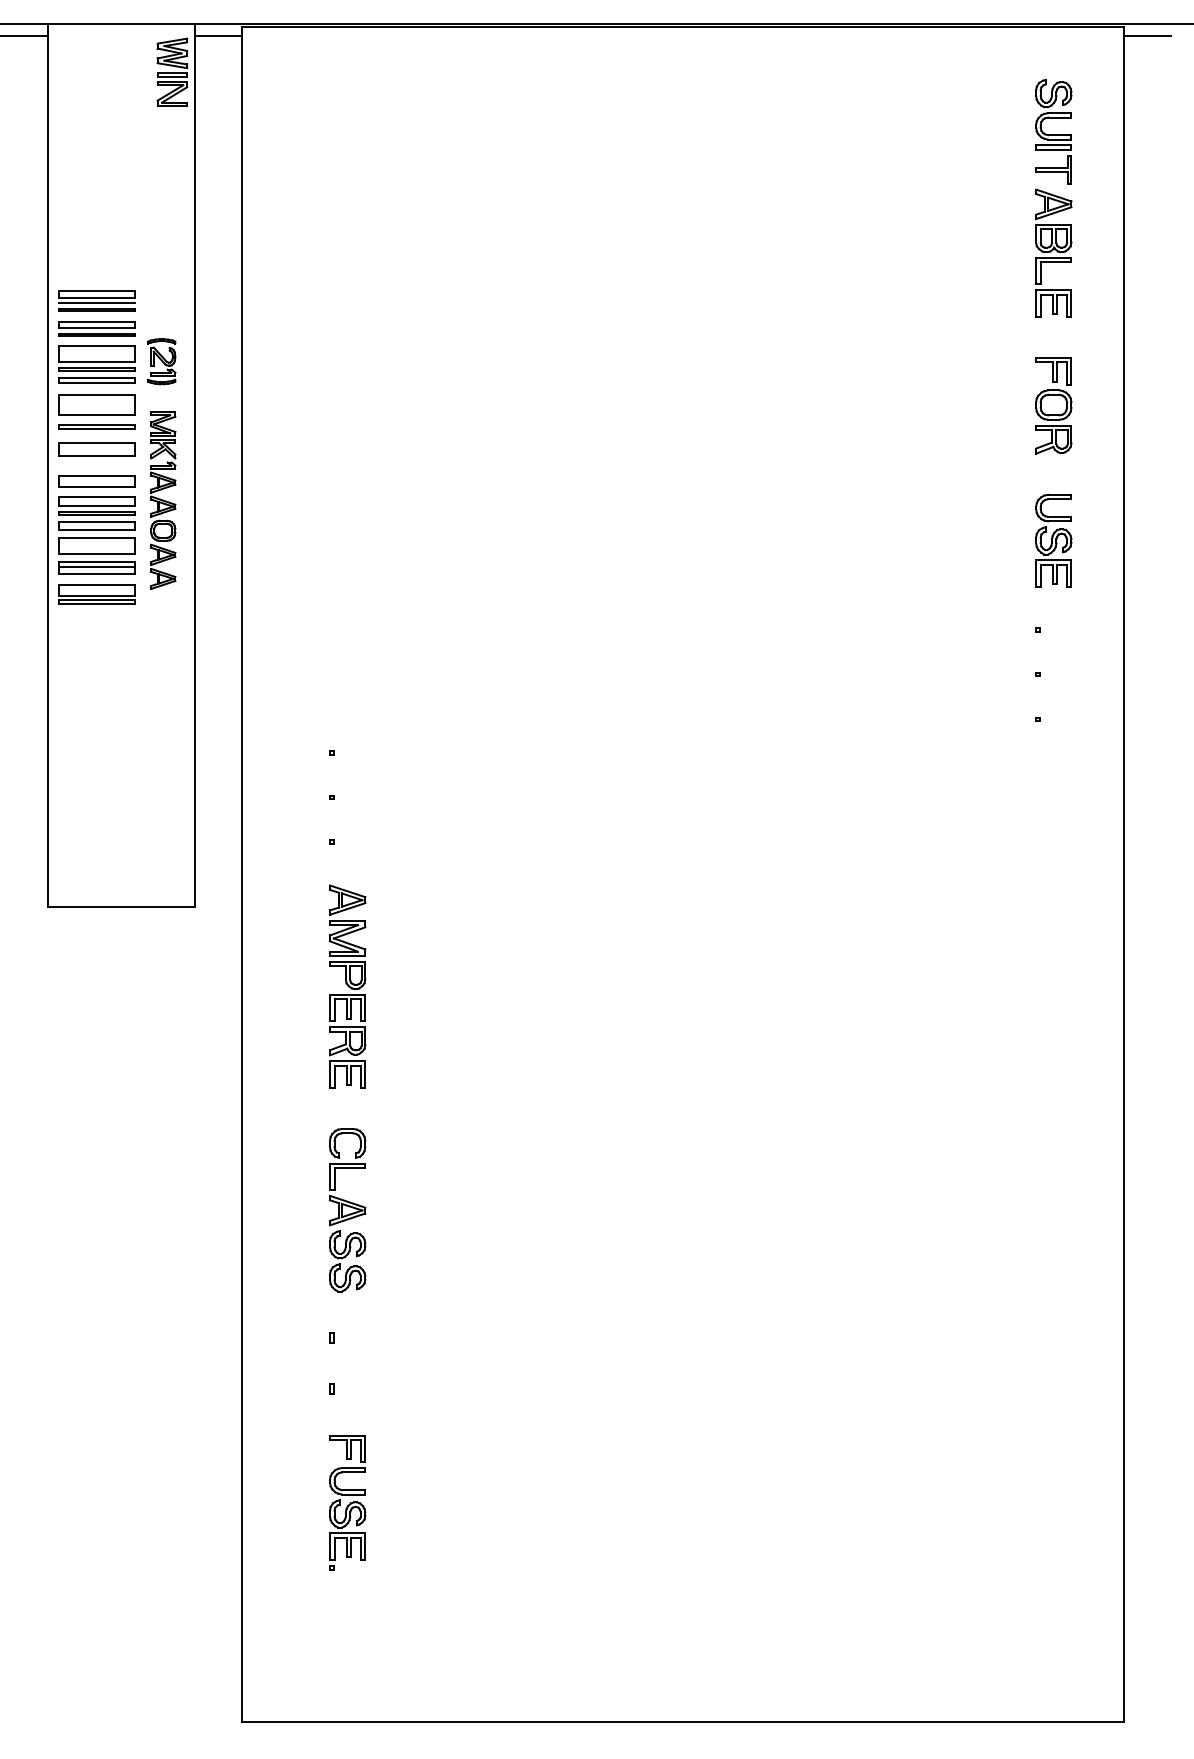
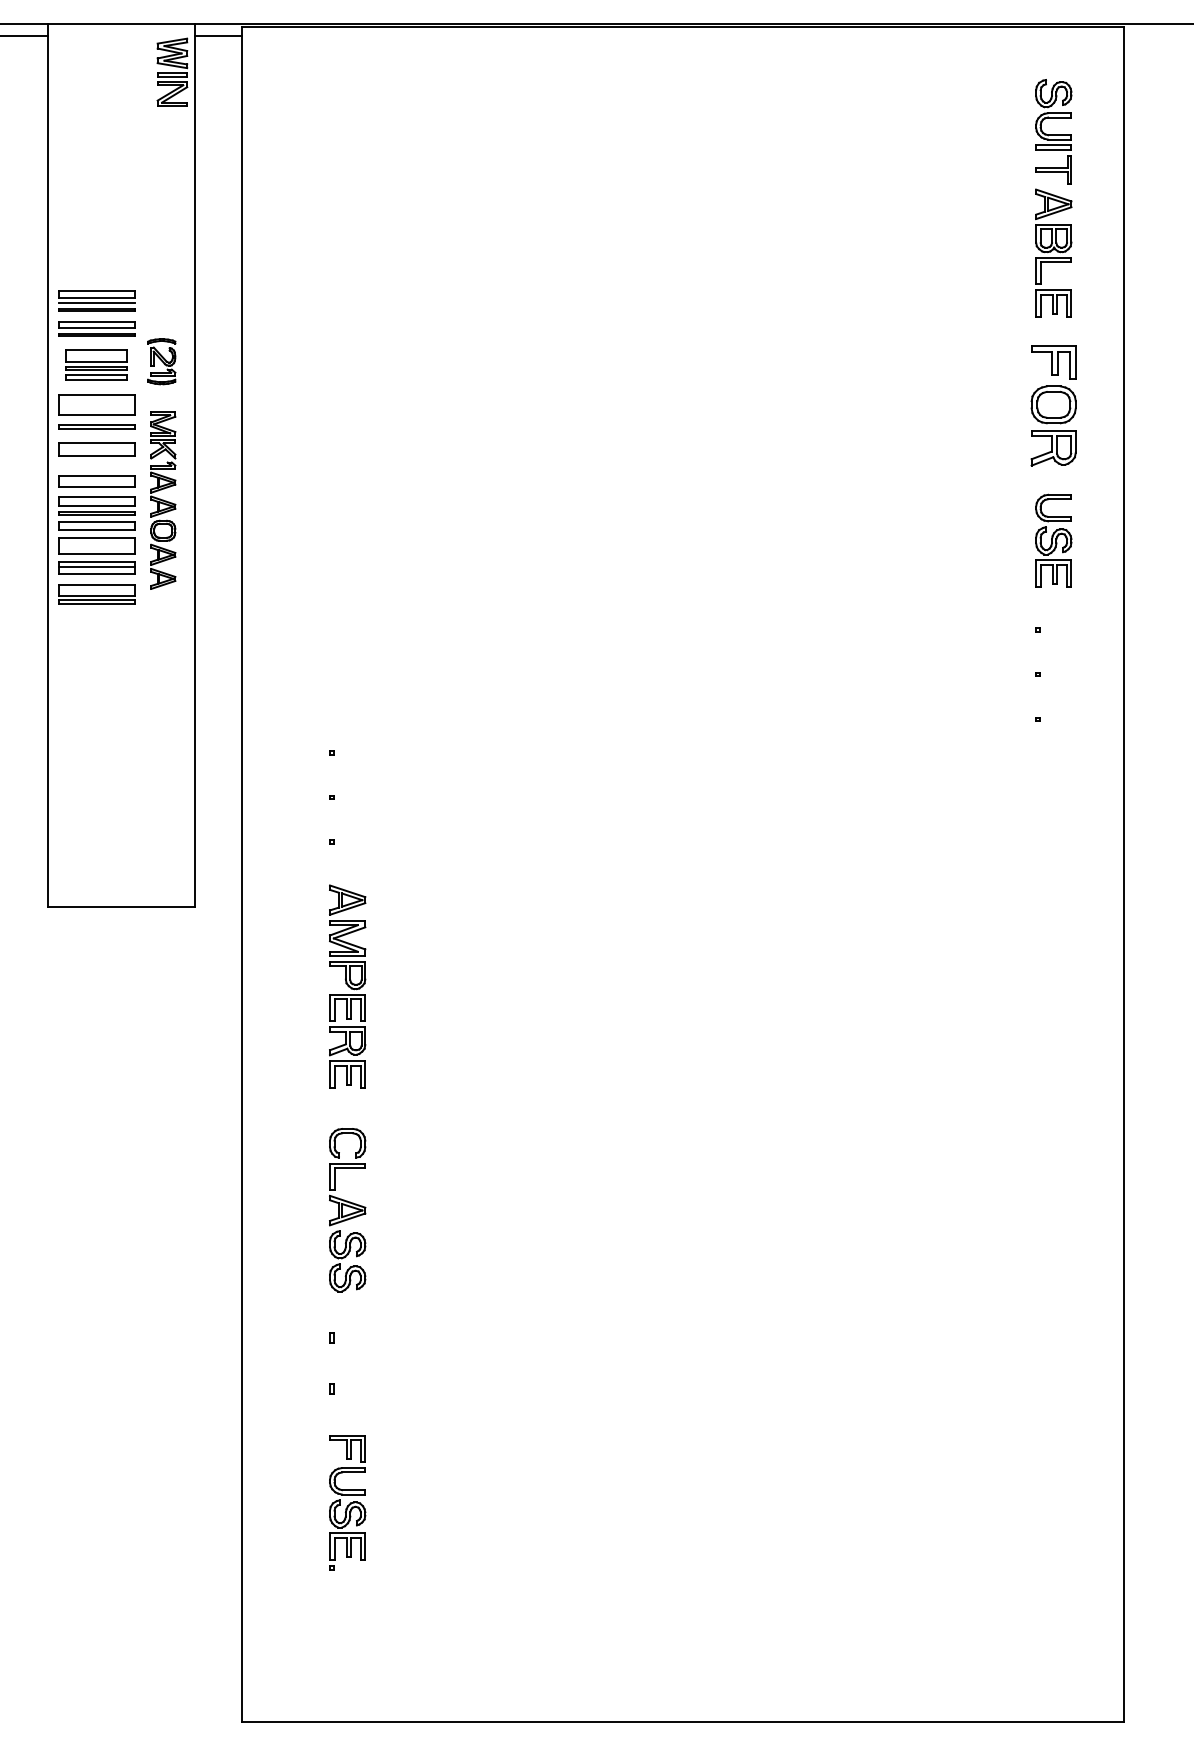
line: present -> none (1147, 35)
part size: 78x39 px -> 63x32 px (96, 364)
part size: 38x98 px -> 47x122 px (1053, 405)
